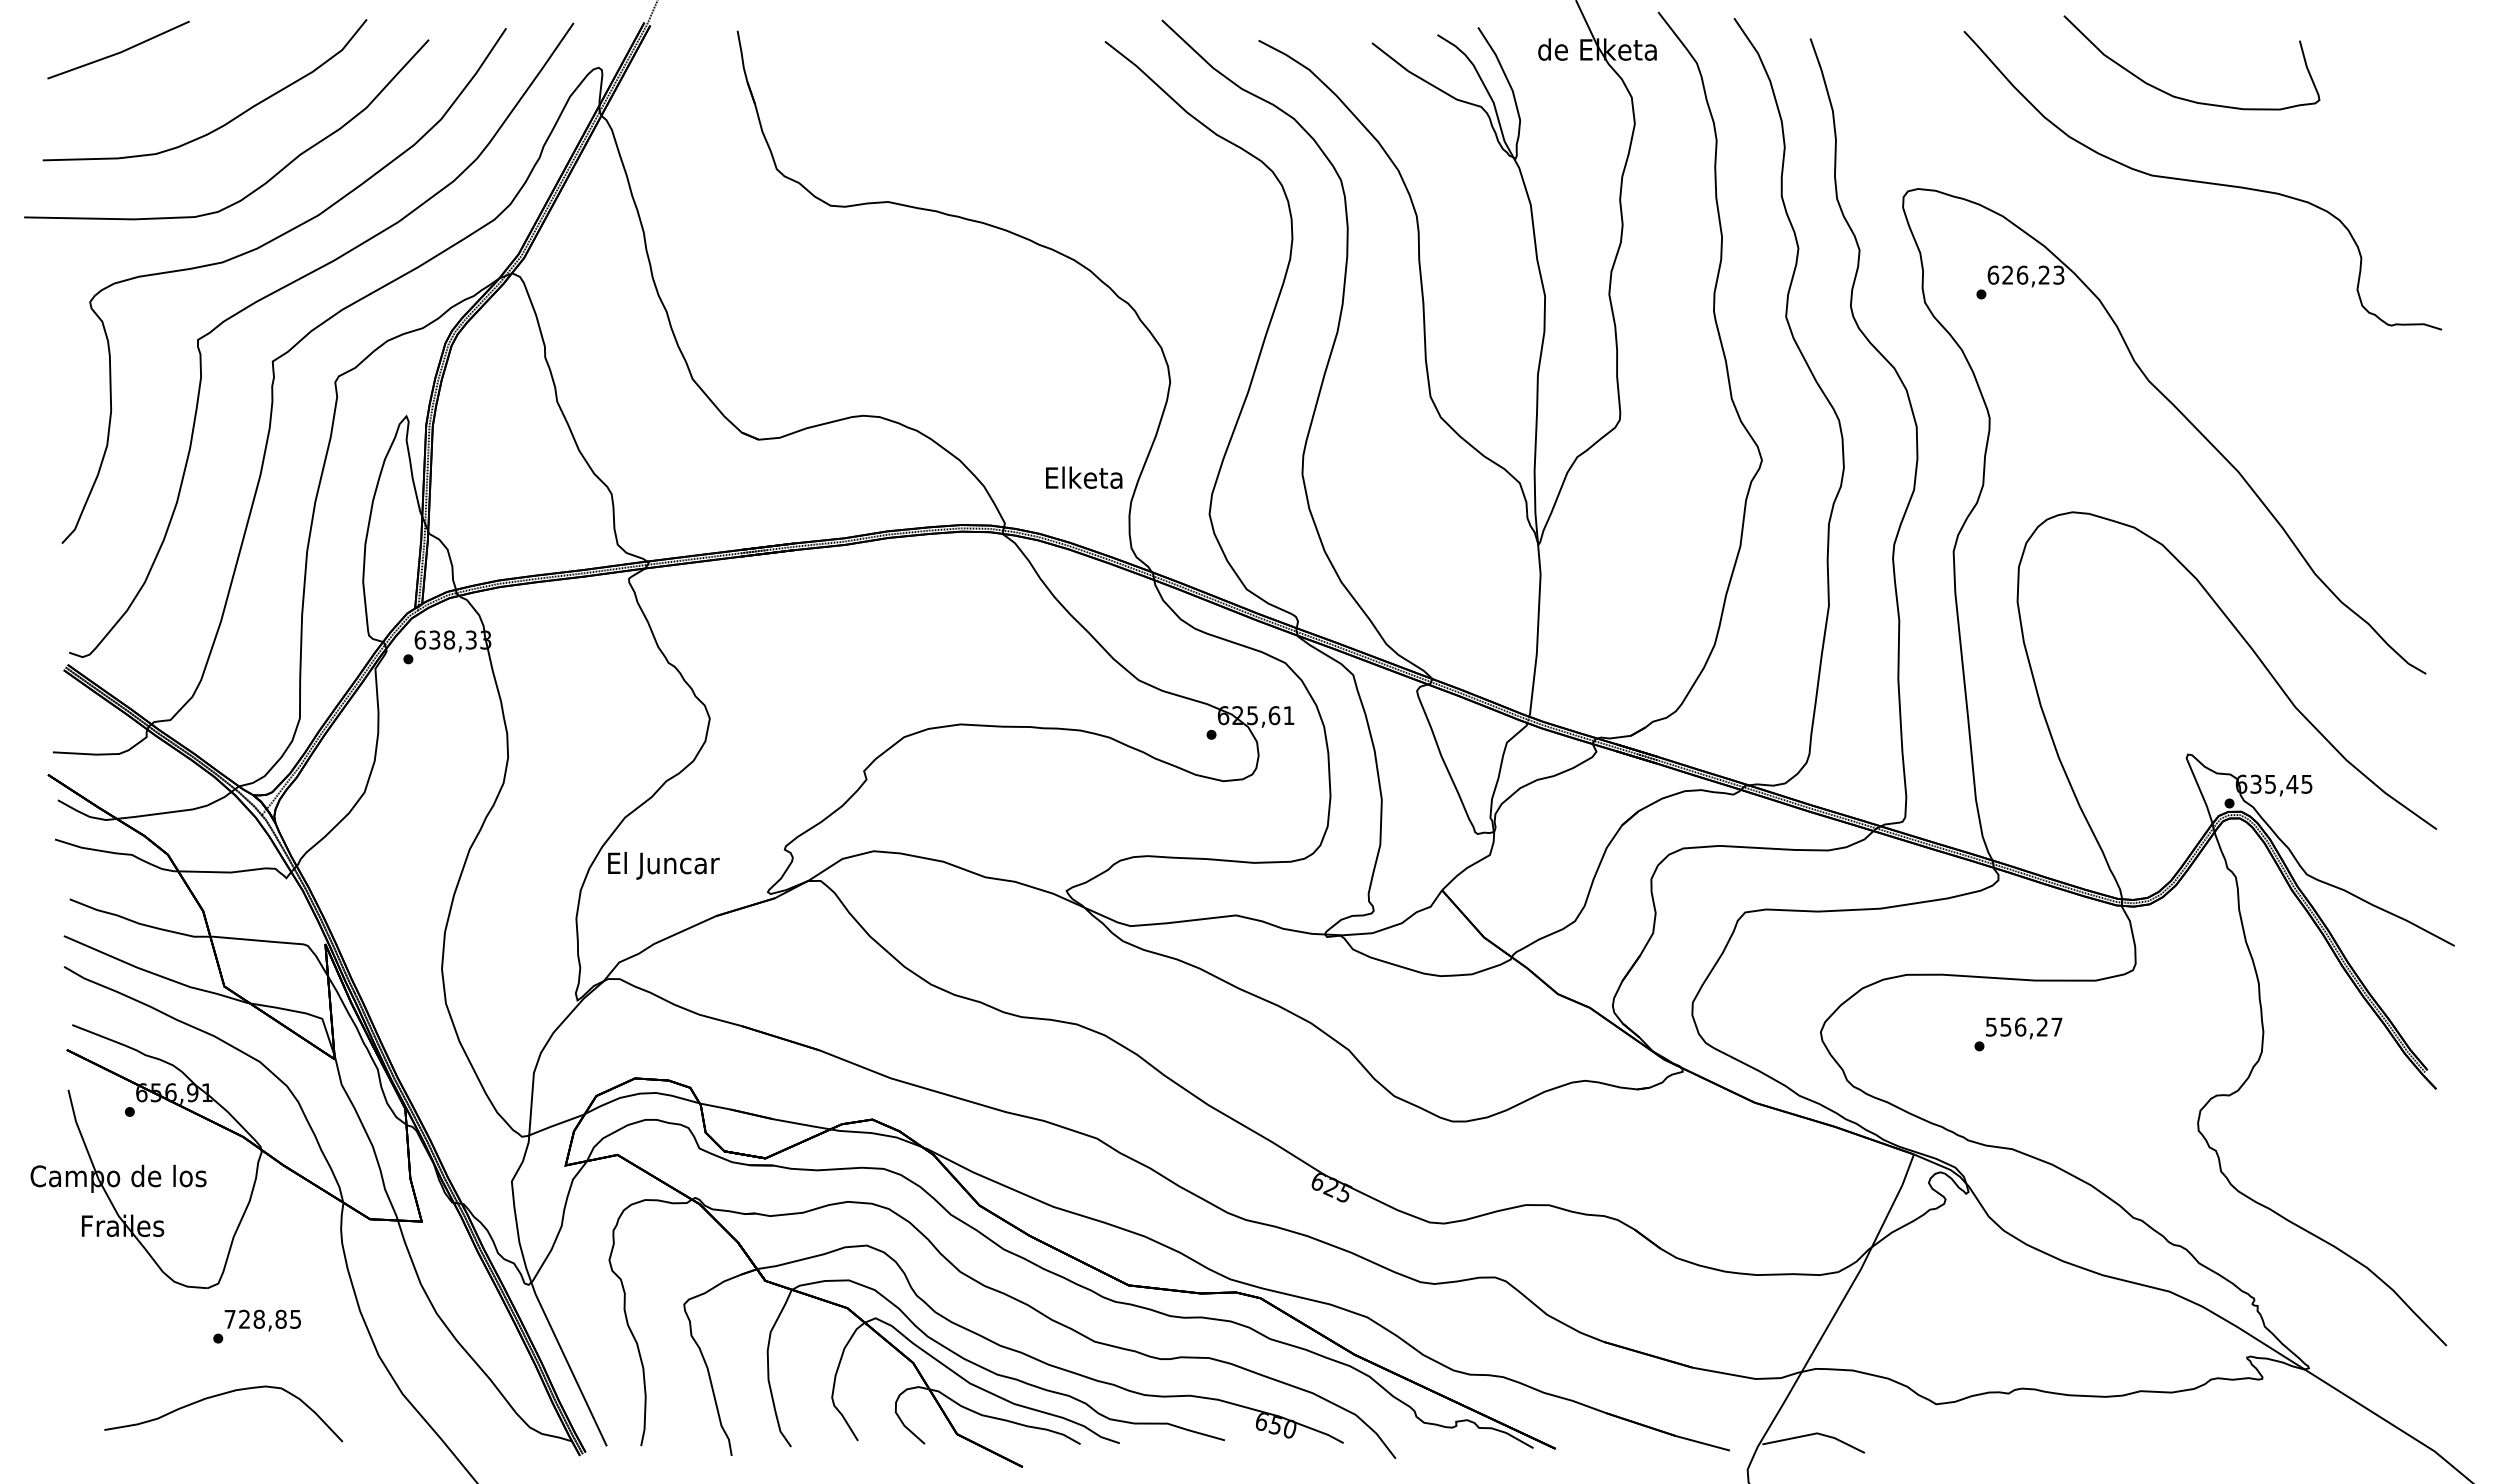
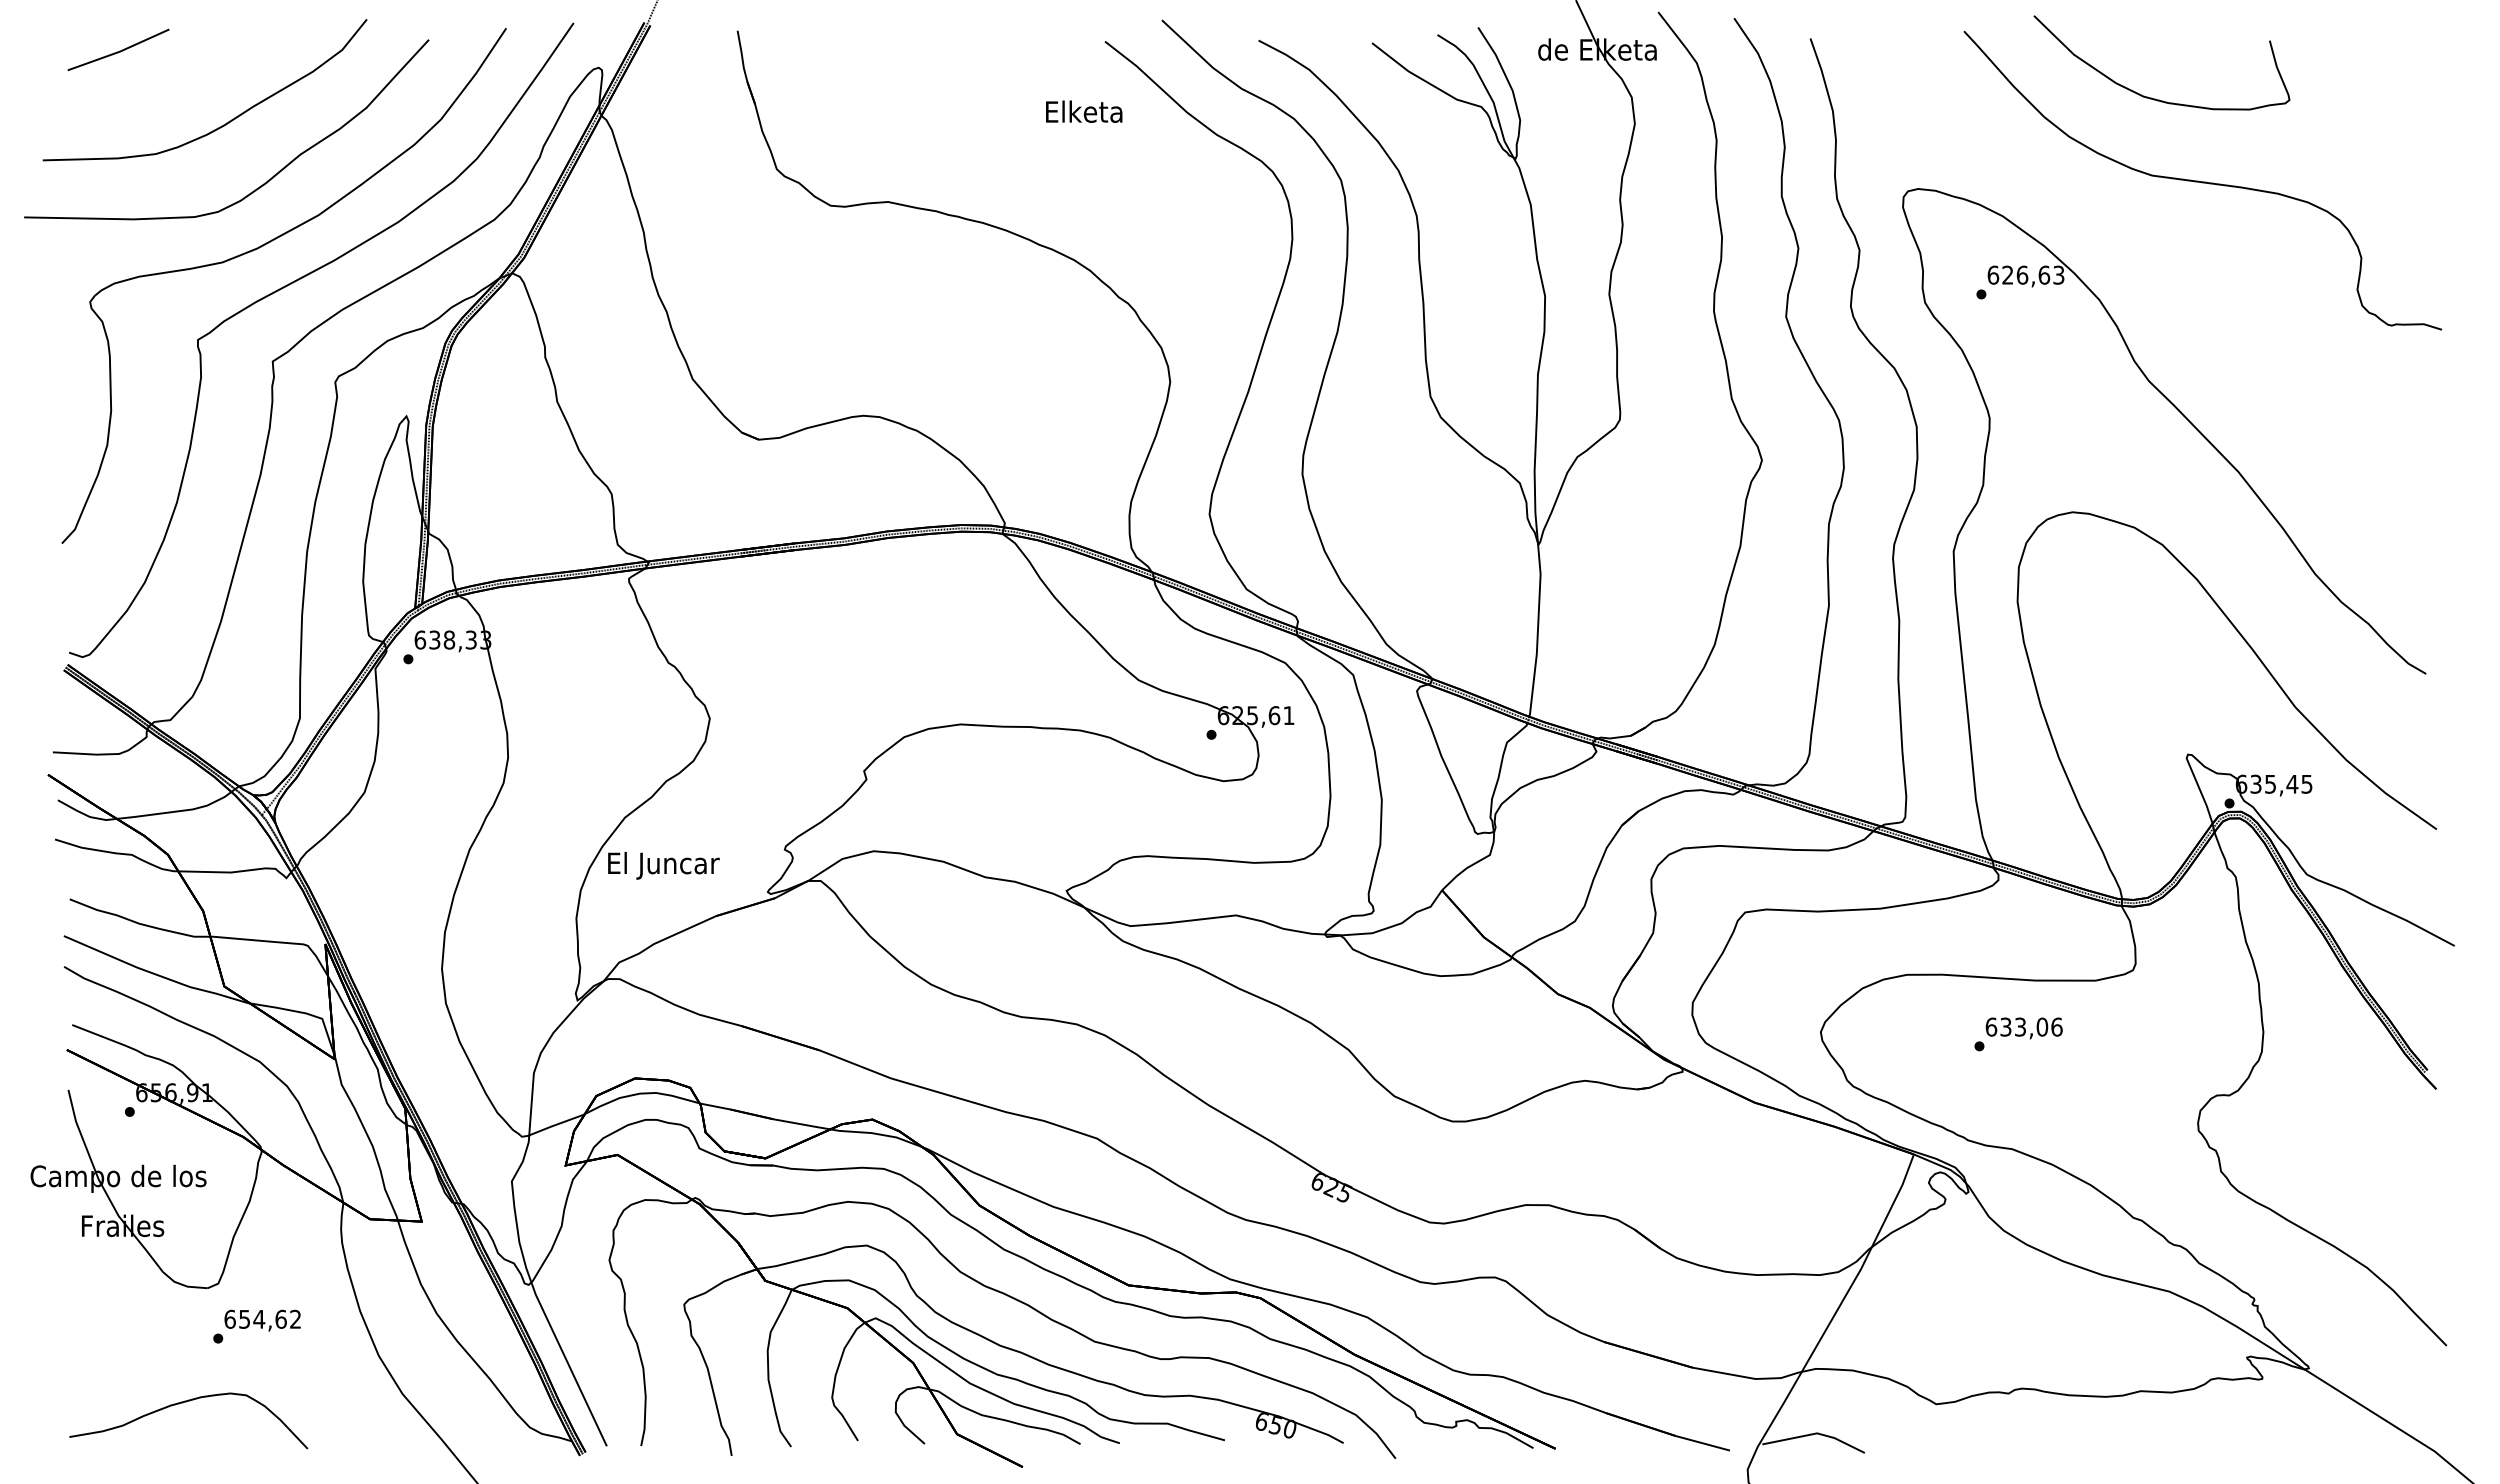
part size: 143x60 px -> 103x43 px (118, 49)
curve position: (2181, 97) -> (2151, 97) (2151, 97)
text: 626,23 -> 626,63 (2044, 274)
text position: (1084, 477) -> (1084, 111) (1084, 111)
text: 556,27 -> 633,06 (2023, 1026)
text: 728,85 -> 654,62 (262, 1318)
part position: (217, 1396) -> (182, 1403) (182, 1403)
